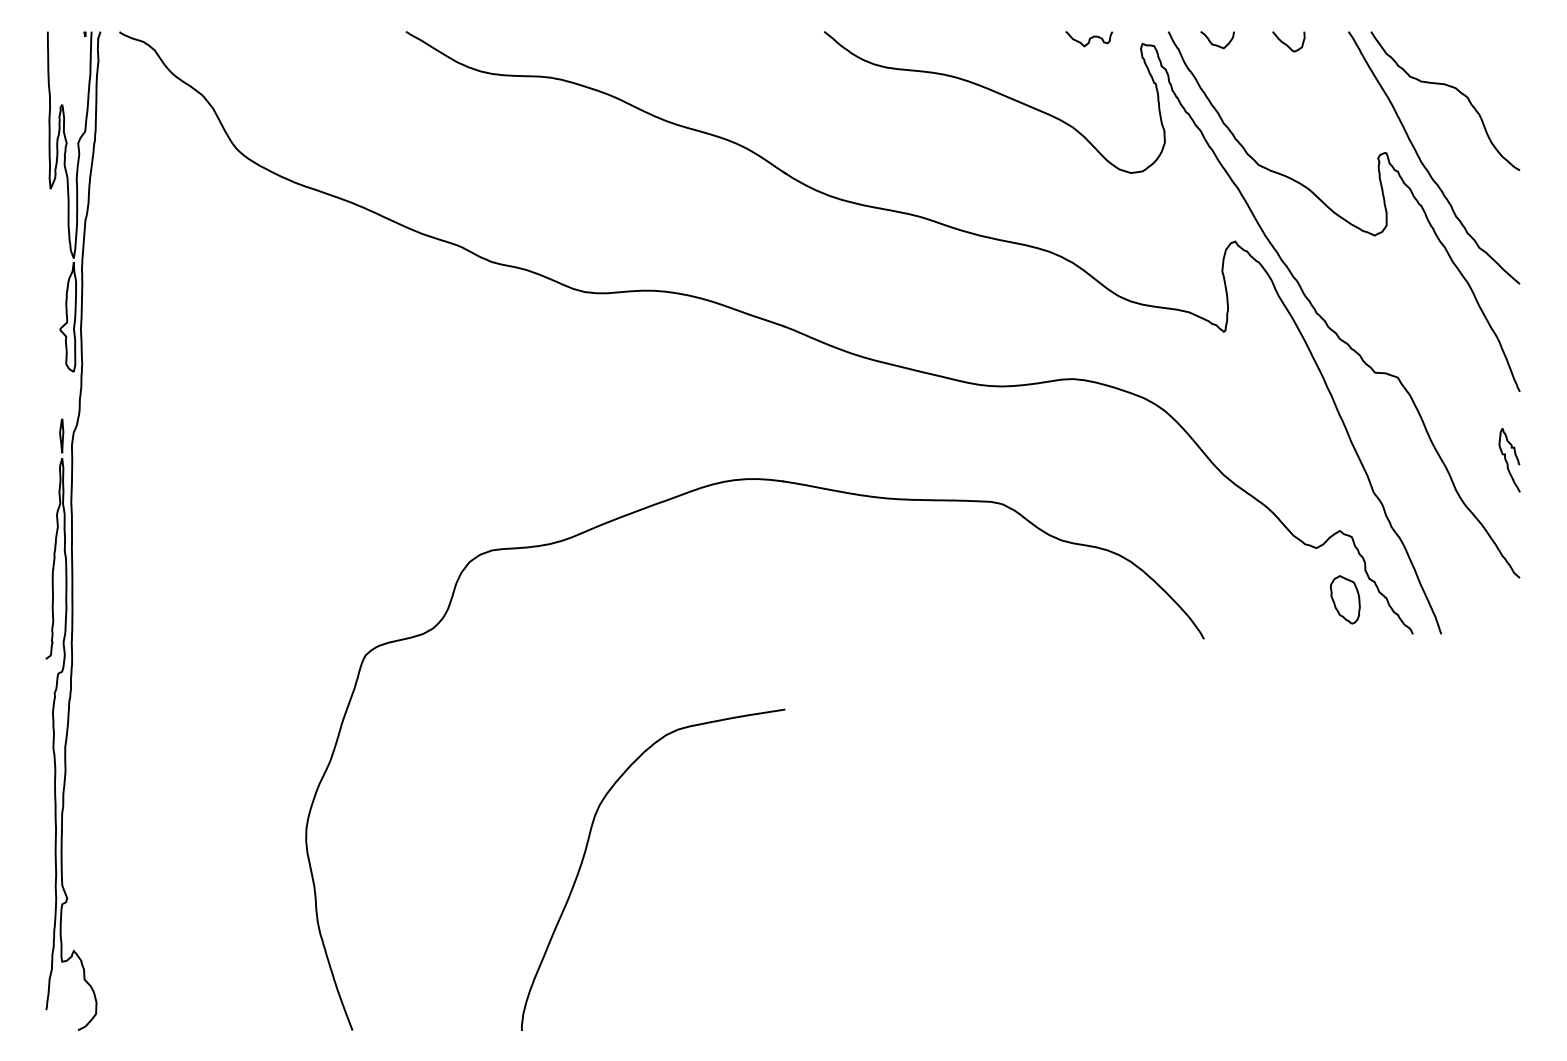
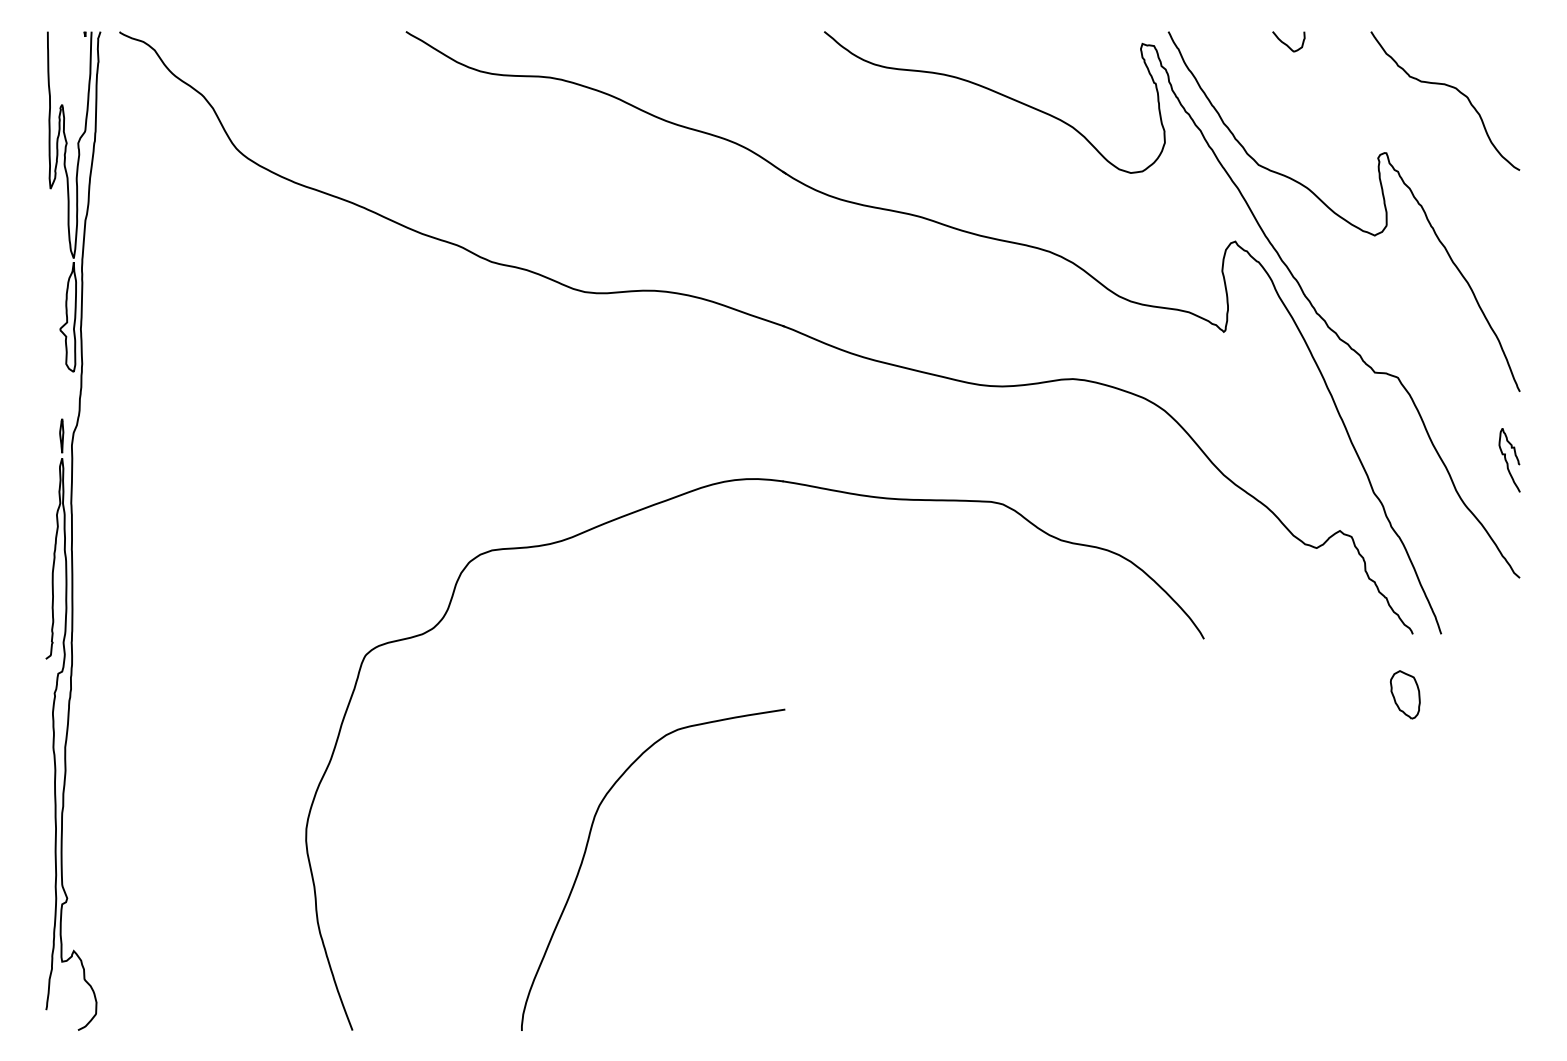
curve: present -> none (1088, 39)
curve: present -> none (1217, 44)
curve: present -> none (1424, 164)
part position: (1345, 599) -> (1405, 694) (1405, 694)
